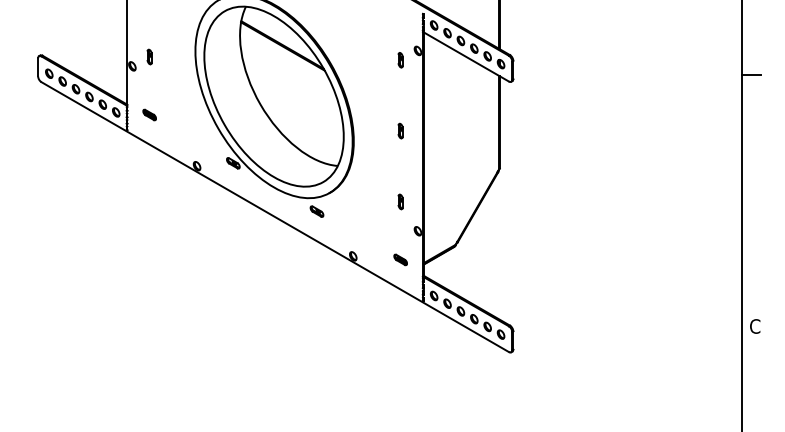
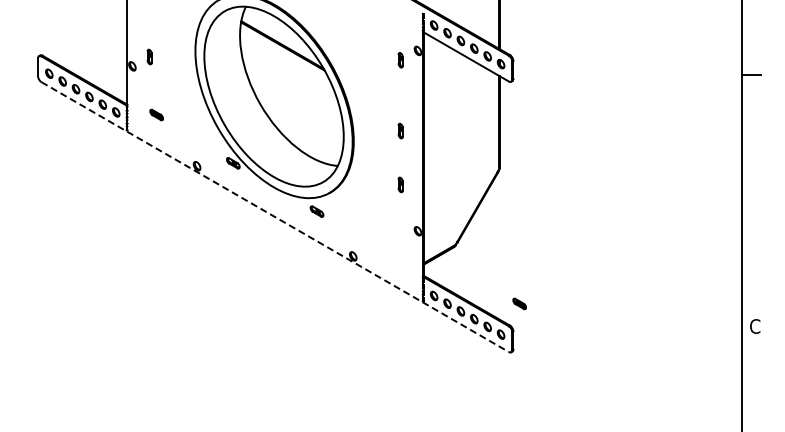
part position: (149, 114) -> (156, 114) (156, 114)
part position: (400, 201) -> (400, 184) (400, 184)
line: solid -> dashed (275, 217)
part position: (400, 259) -> (519, 303) (519, 303)
